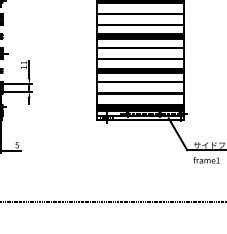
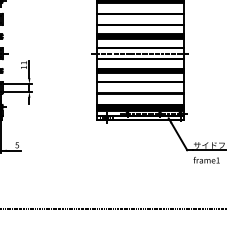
line: none -> present (139, 53)
line position: (112, 202) -> (112, 209) (112, 209)
